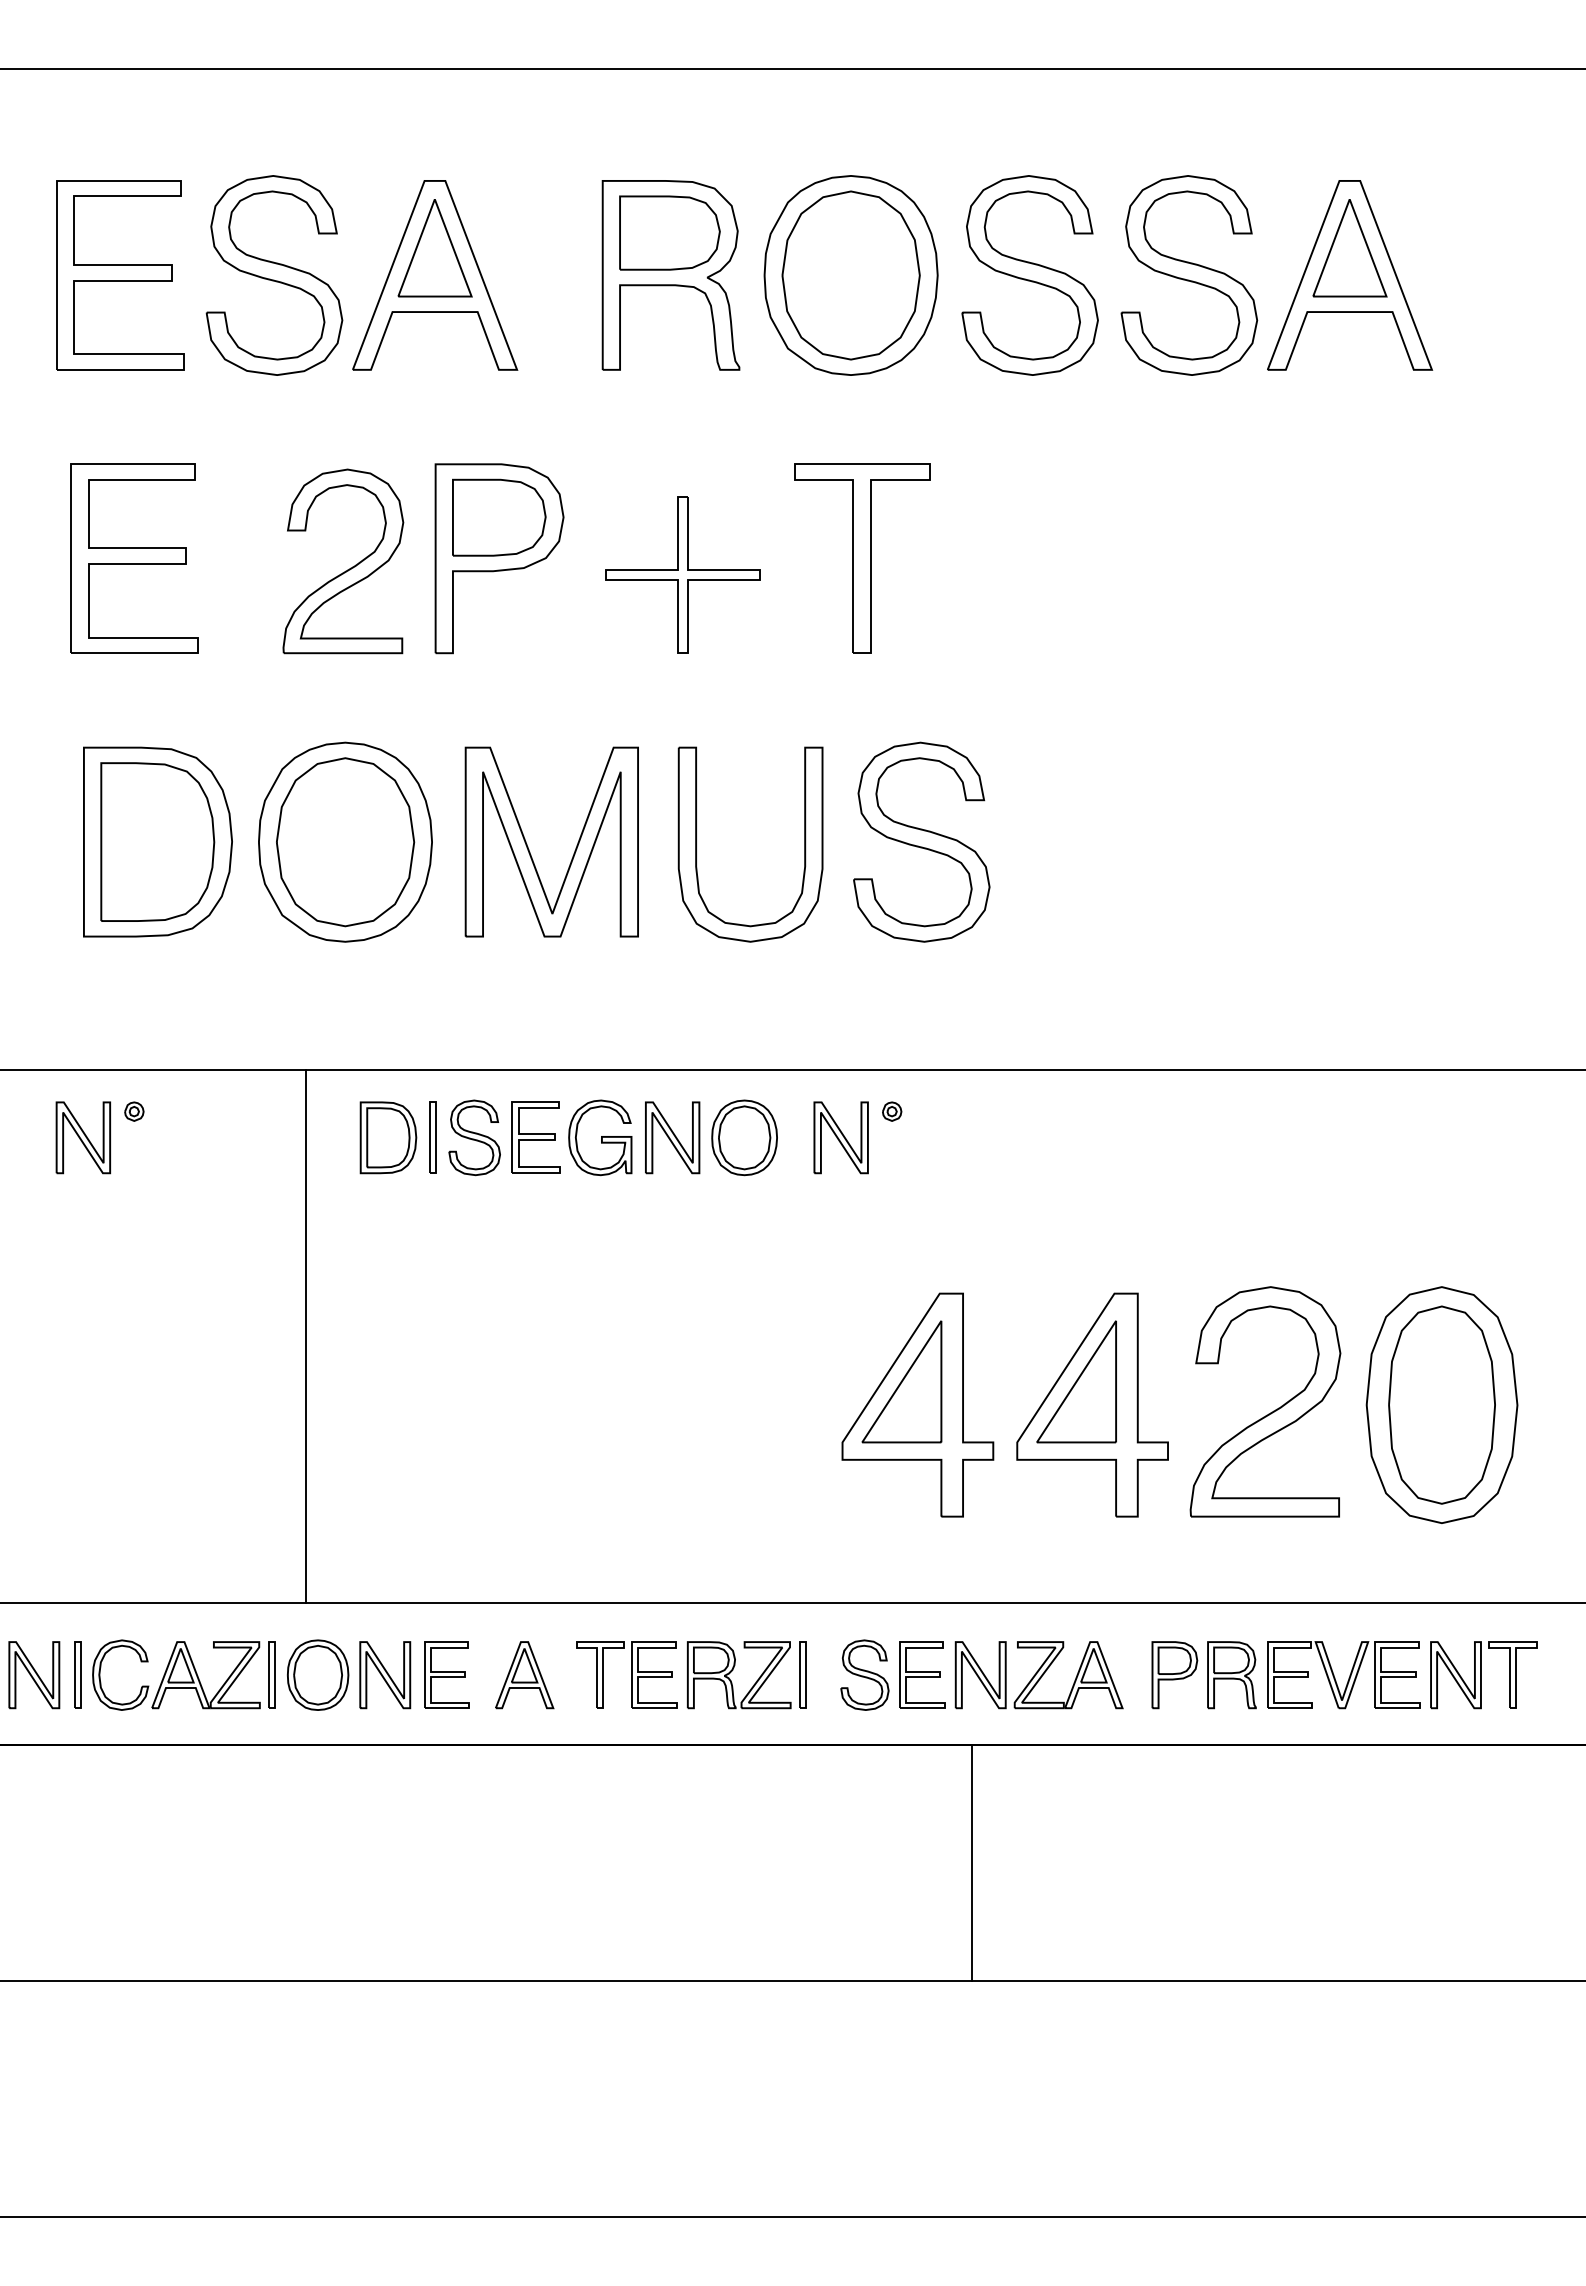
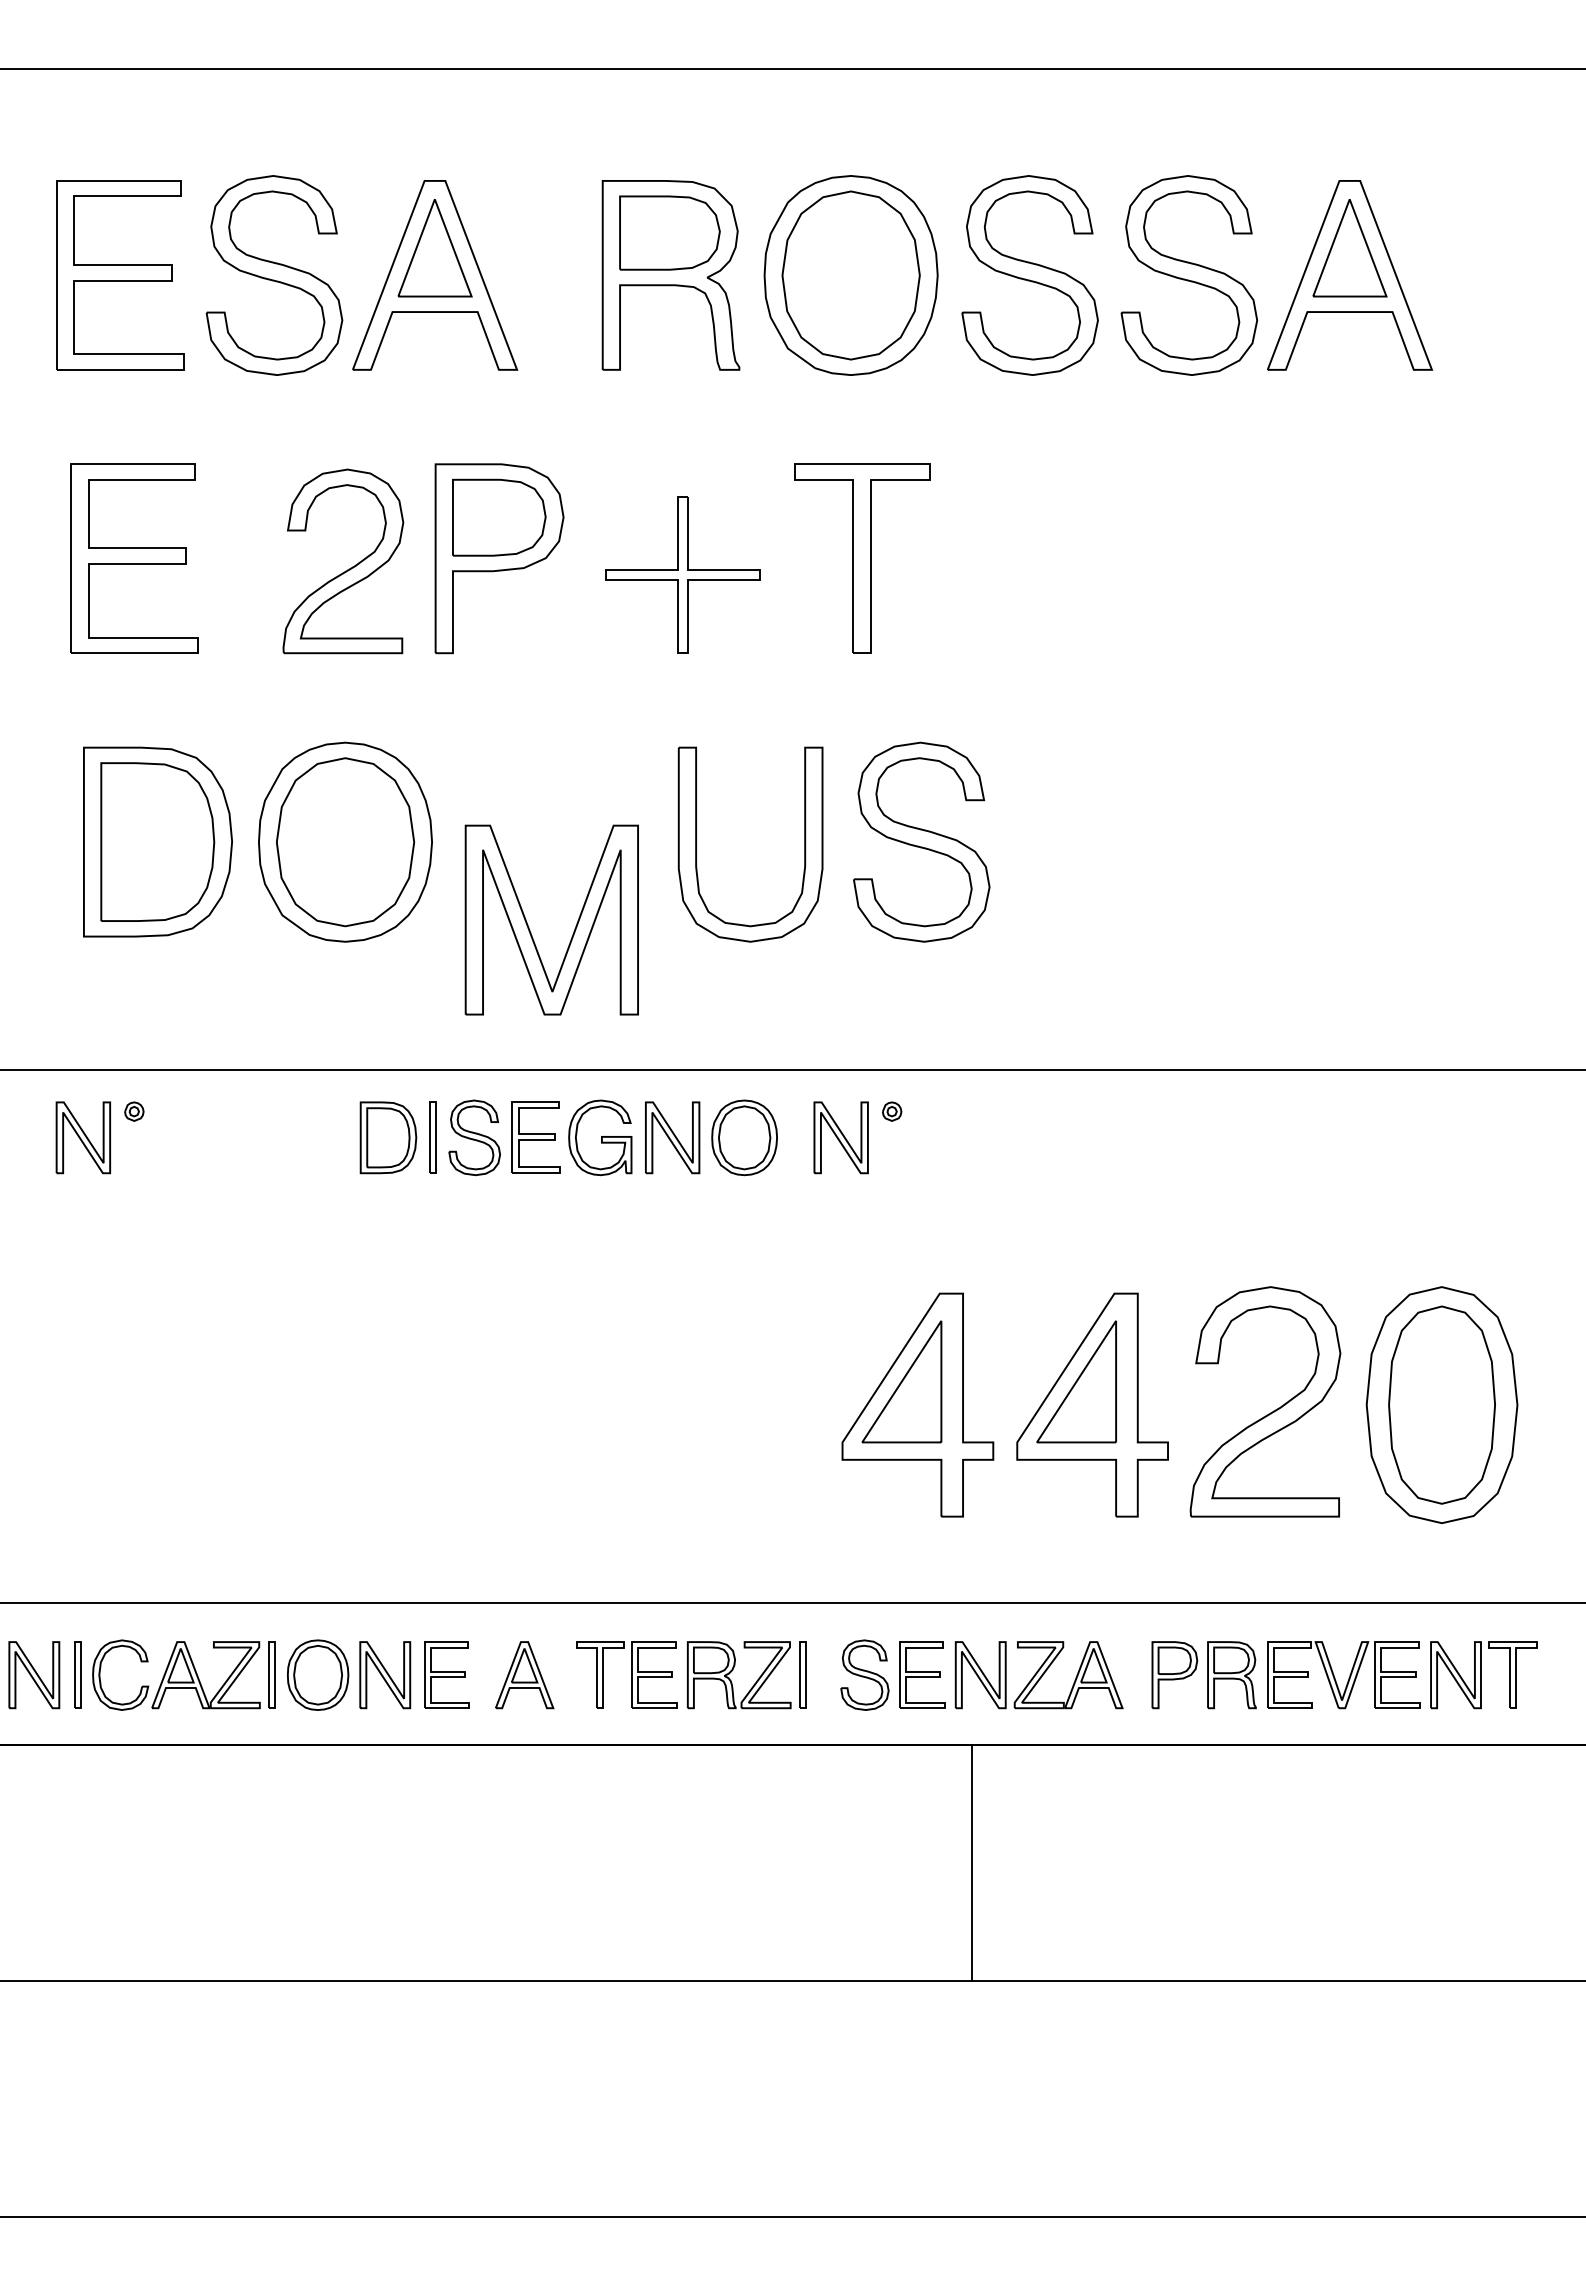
part position: (529, 849) -> (529, 927) (529, 927)
line: present -> none (305, 1336)
